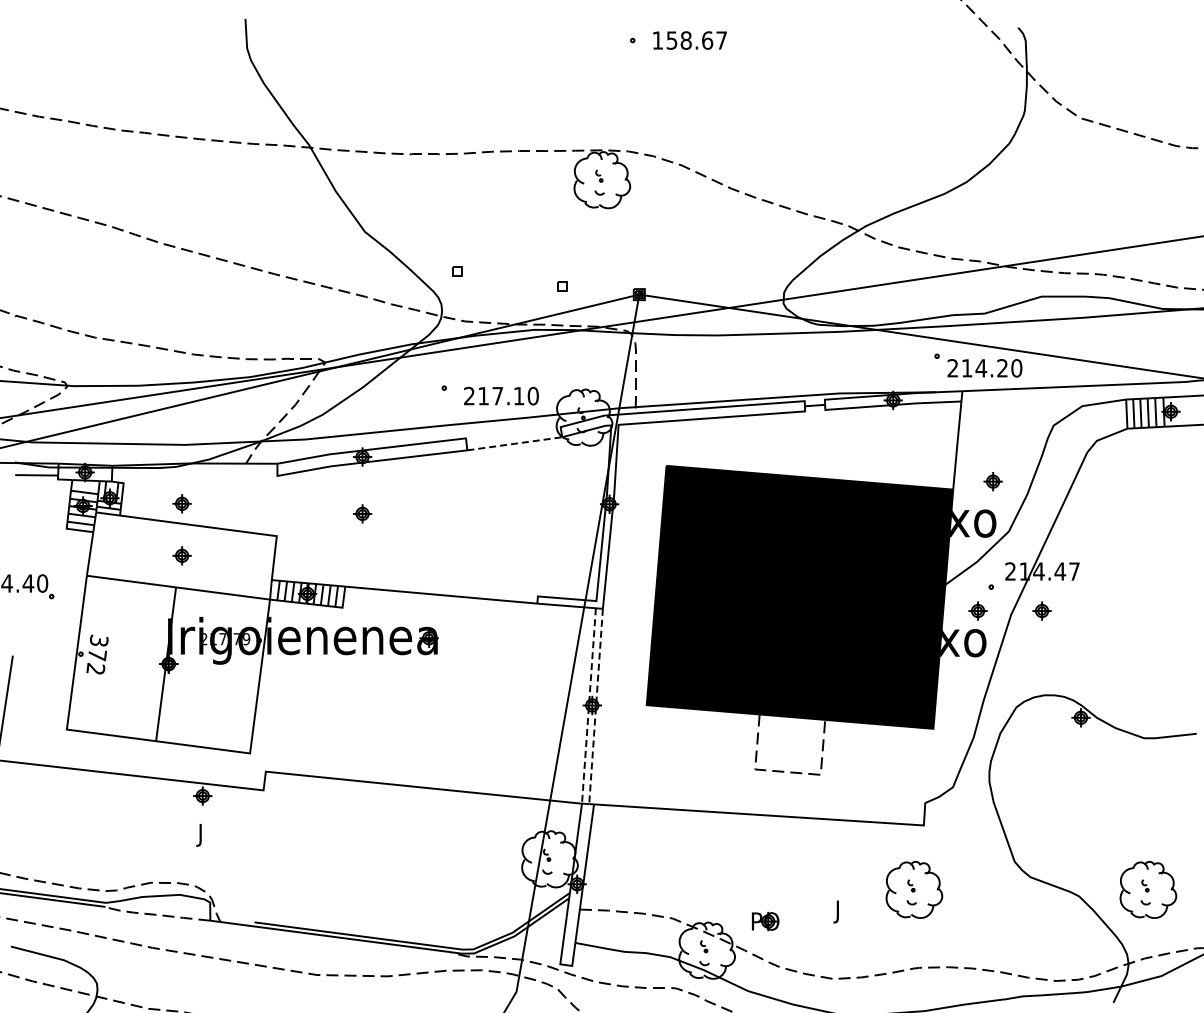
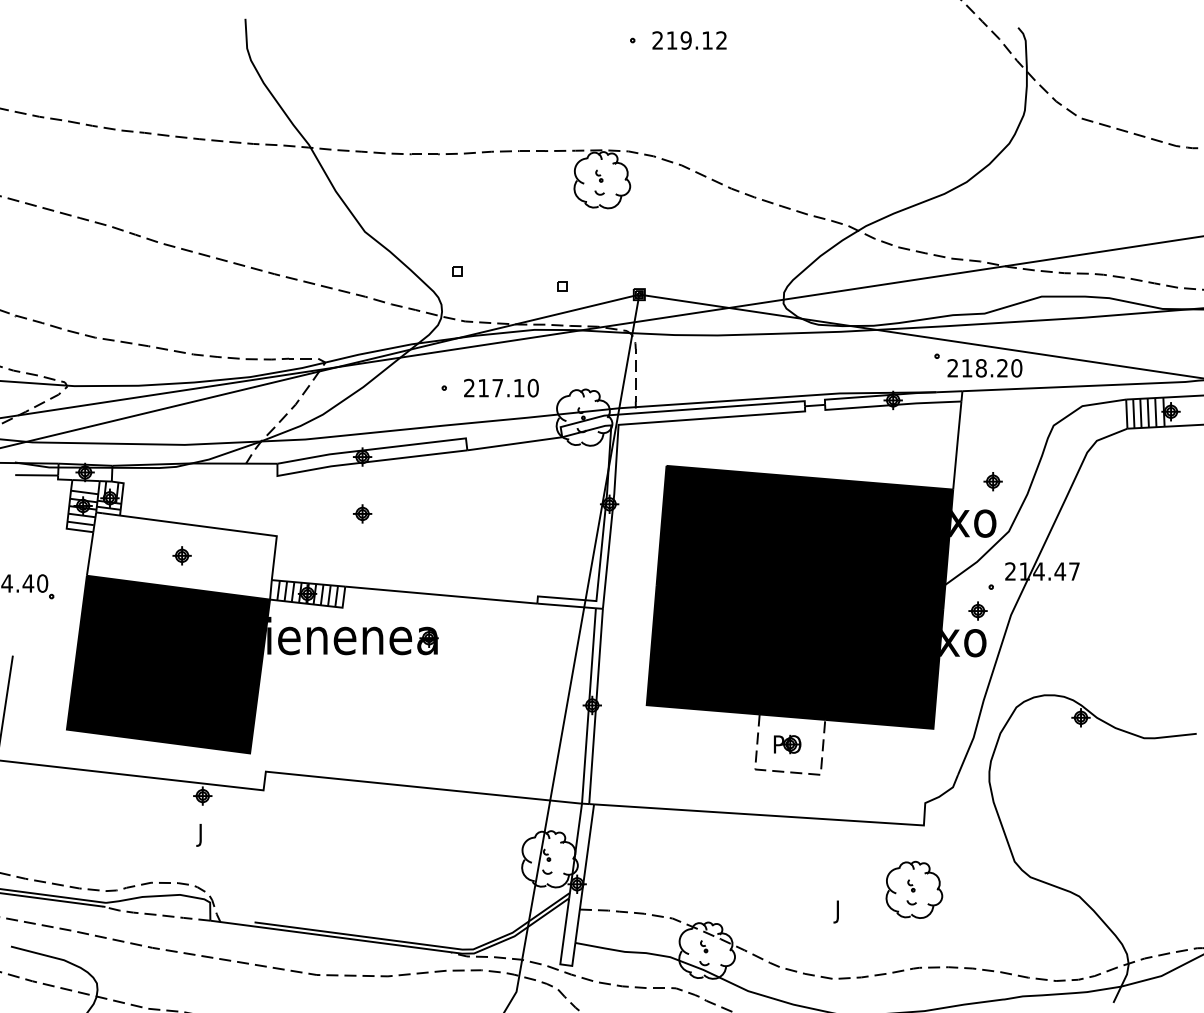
text: 158.67 -> 219.12 (689, 40)
text: 214.20 -> 218.20 (981, 368)
text position: (501, 395) -> (501, 387) (501, 387)
line: dashed -> solid (514, 443)
part: present -> none (181, 503)
part: present -> none (1041, 610)
fill: none -> present (168, 664)
line: dashed -> solid (588, 705)
line: dashed -> solid (596, 706)
part: present -> none (1148, 889)
part position: (765, 921) -> (787, 744) (787, 744)
